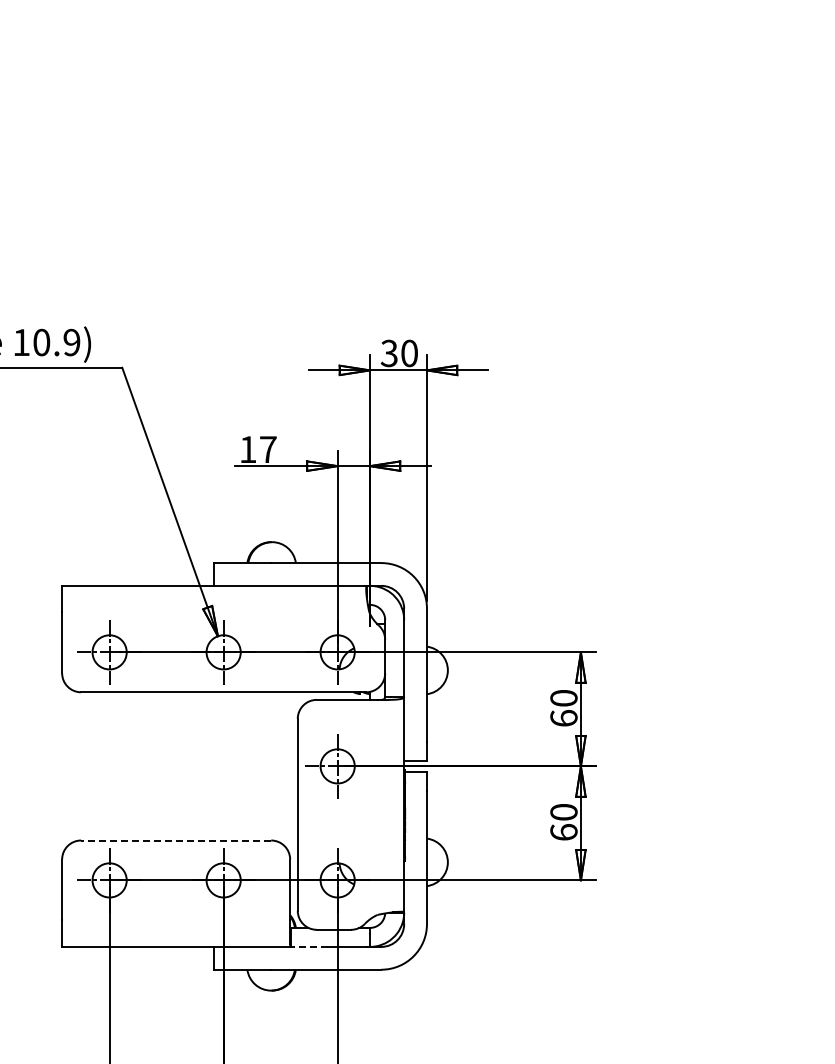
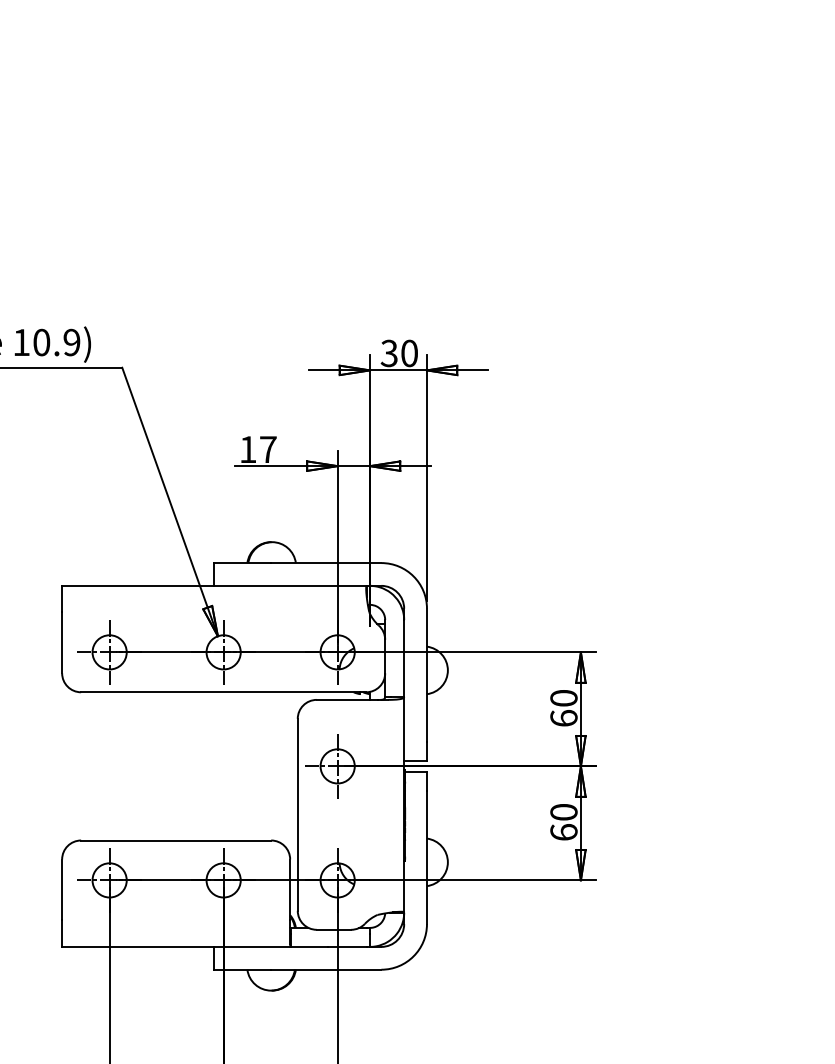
line: dashed -> solid (175, 840)
line: dashed -> solid (309, 946)
